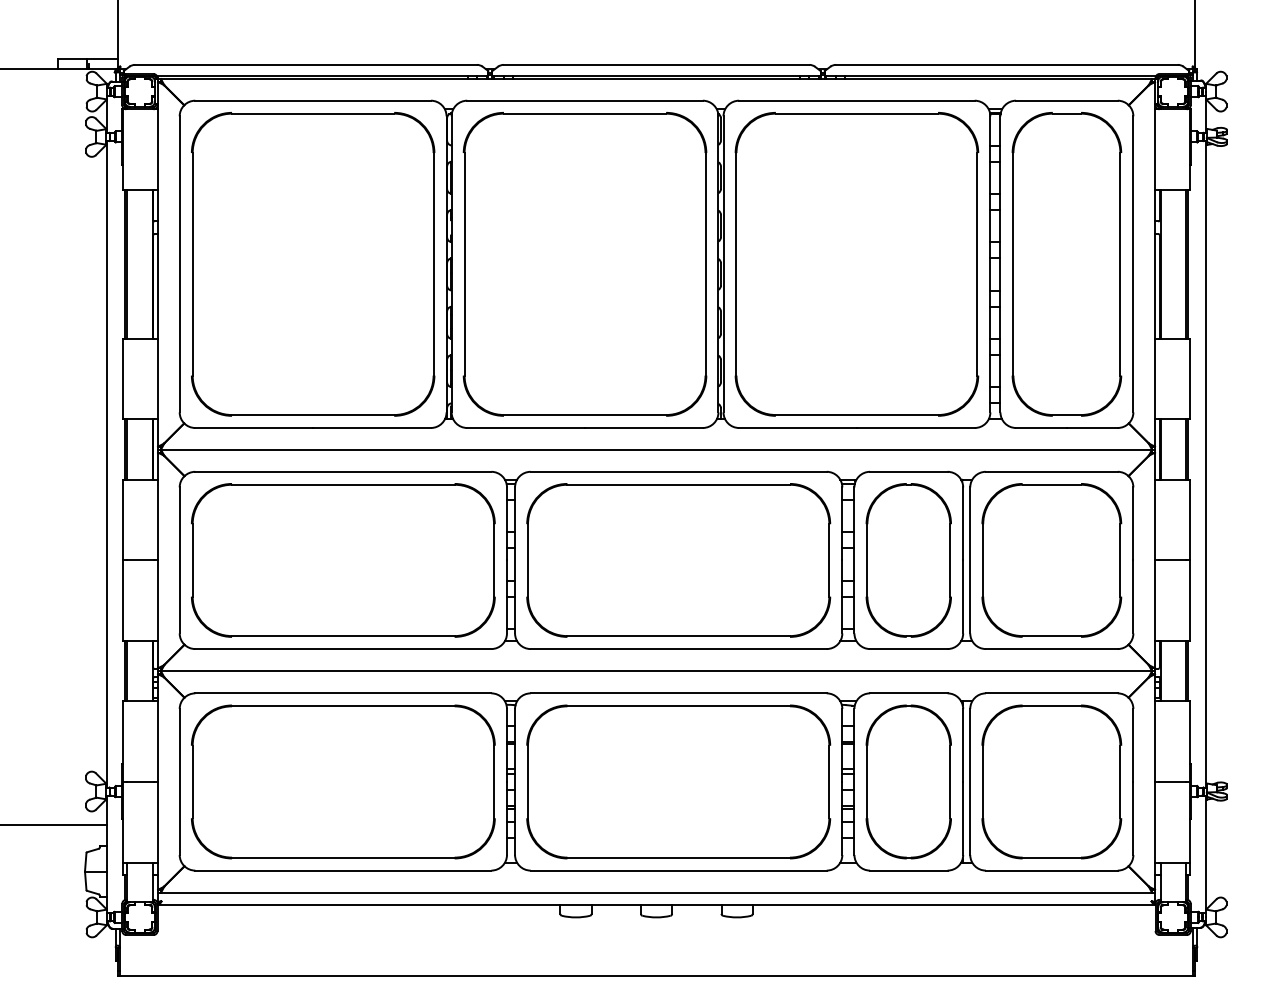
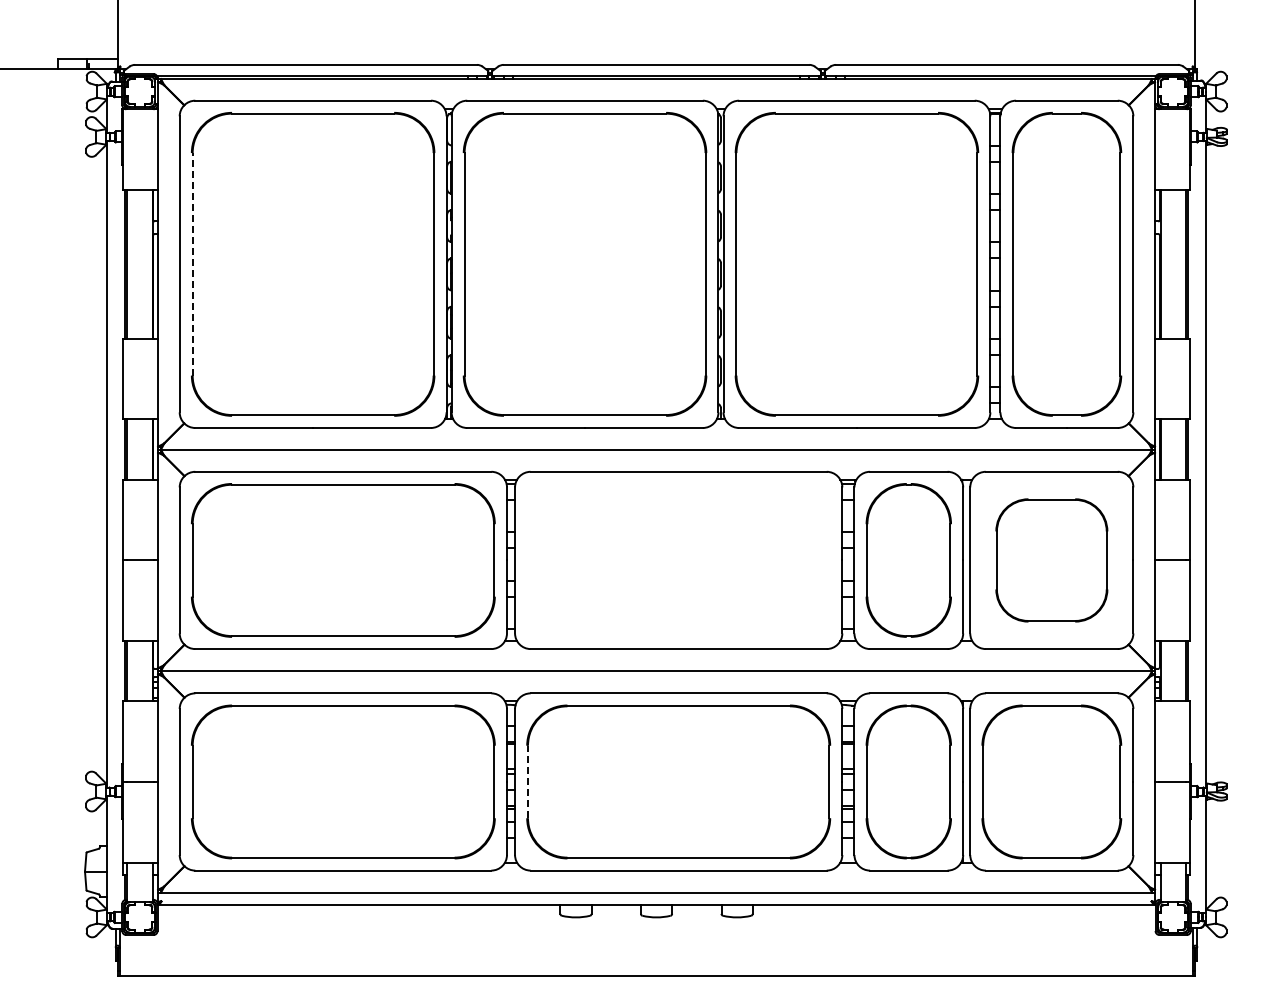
line: solid -> dashed (192, 263)
part: present -> none (678, 560)
part size: 142x155 px -> 114x125 px (1051, 560)
line: solid -> dashed (528, 781)
line: present -> none (54, 824)
